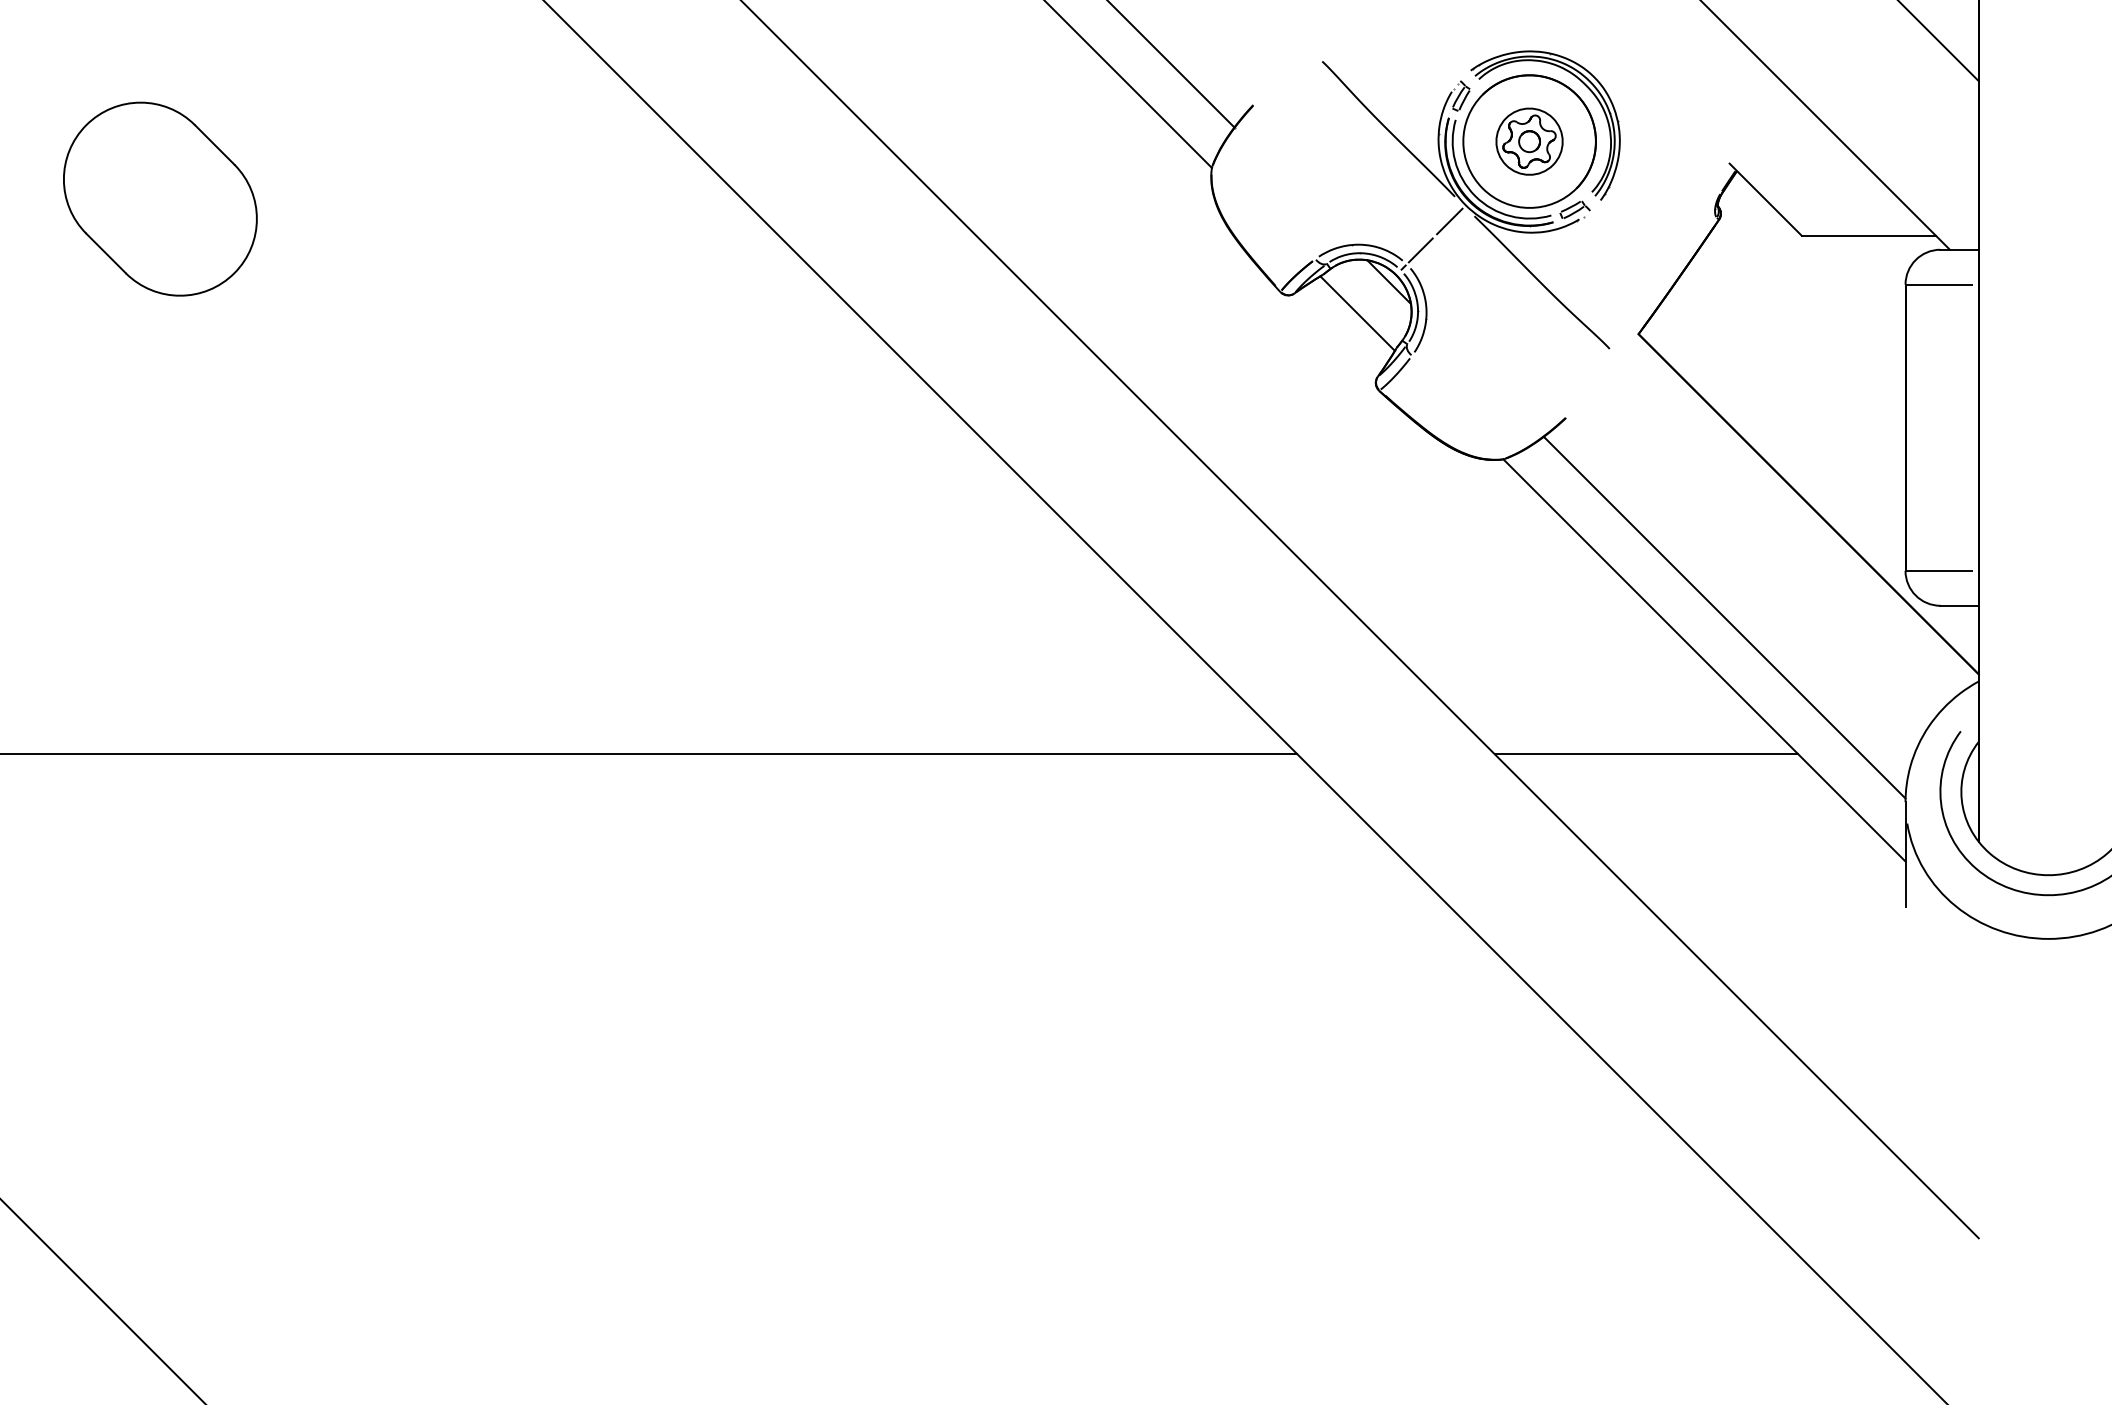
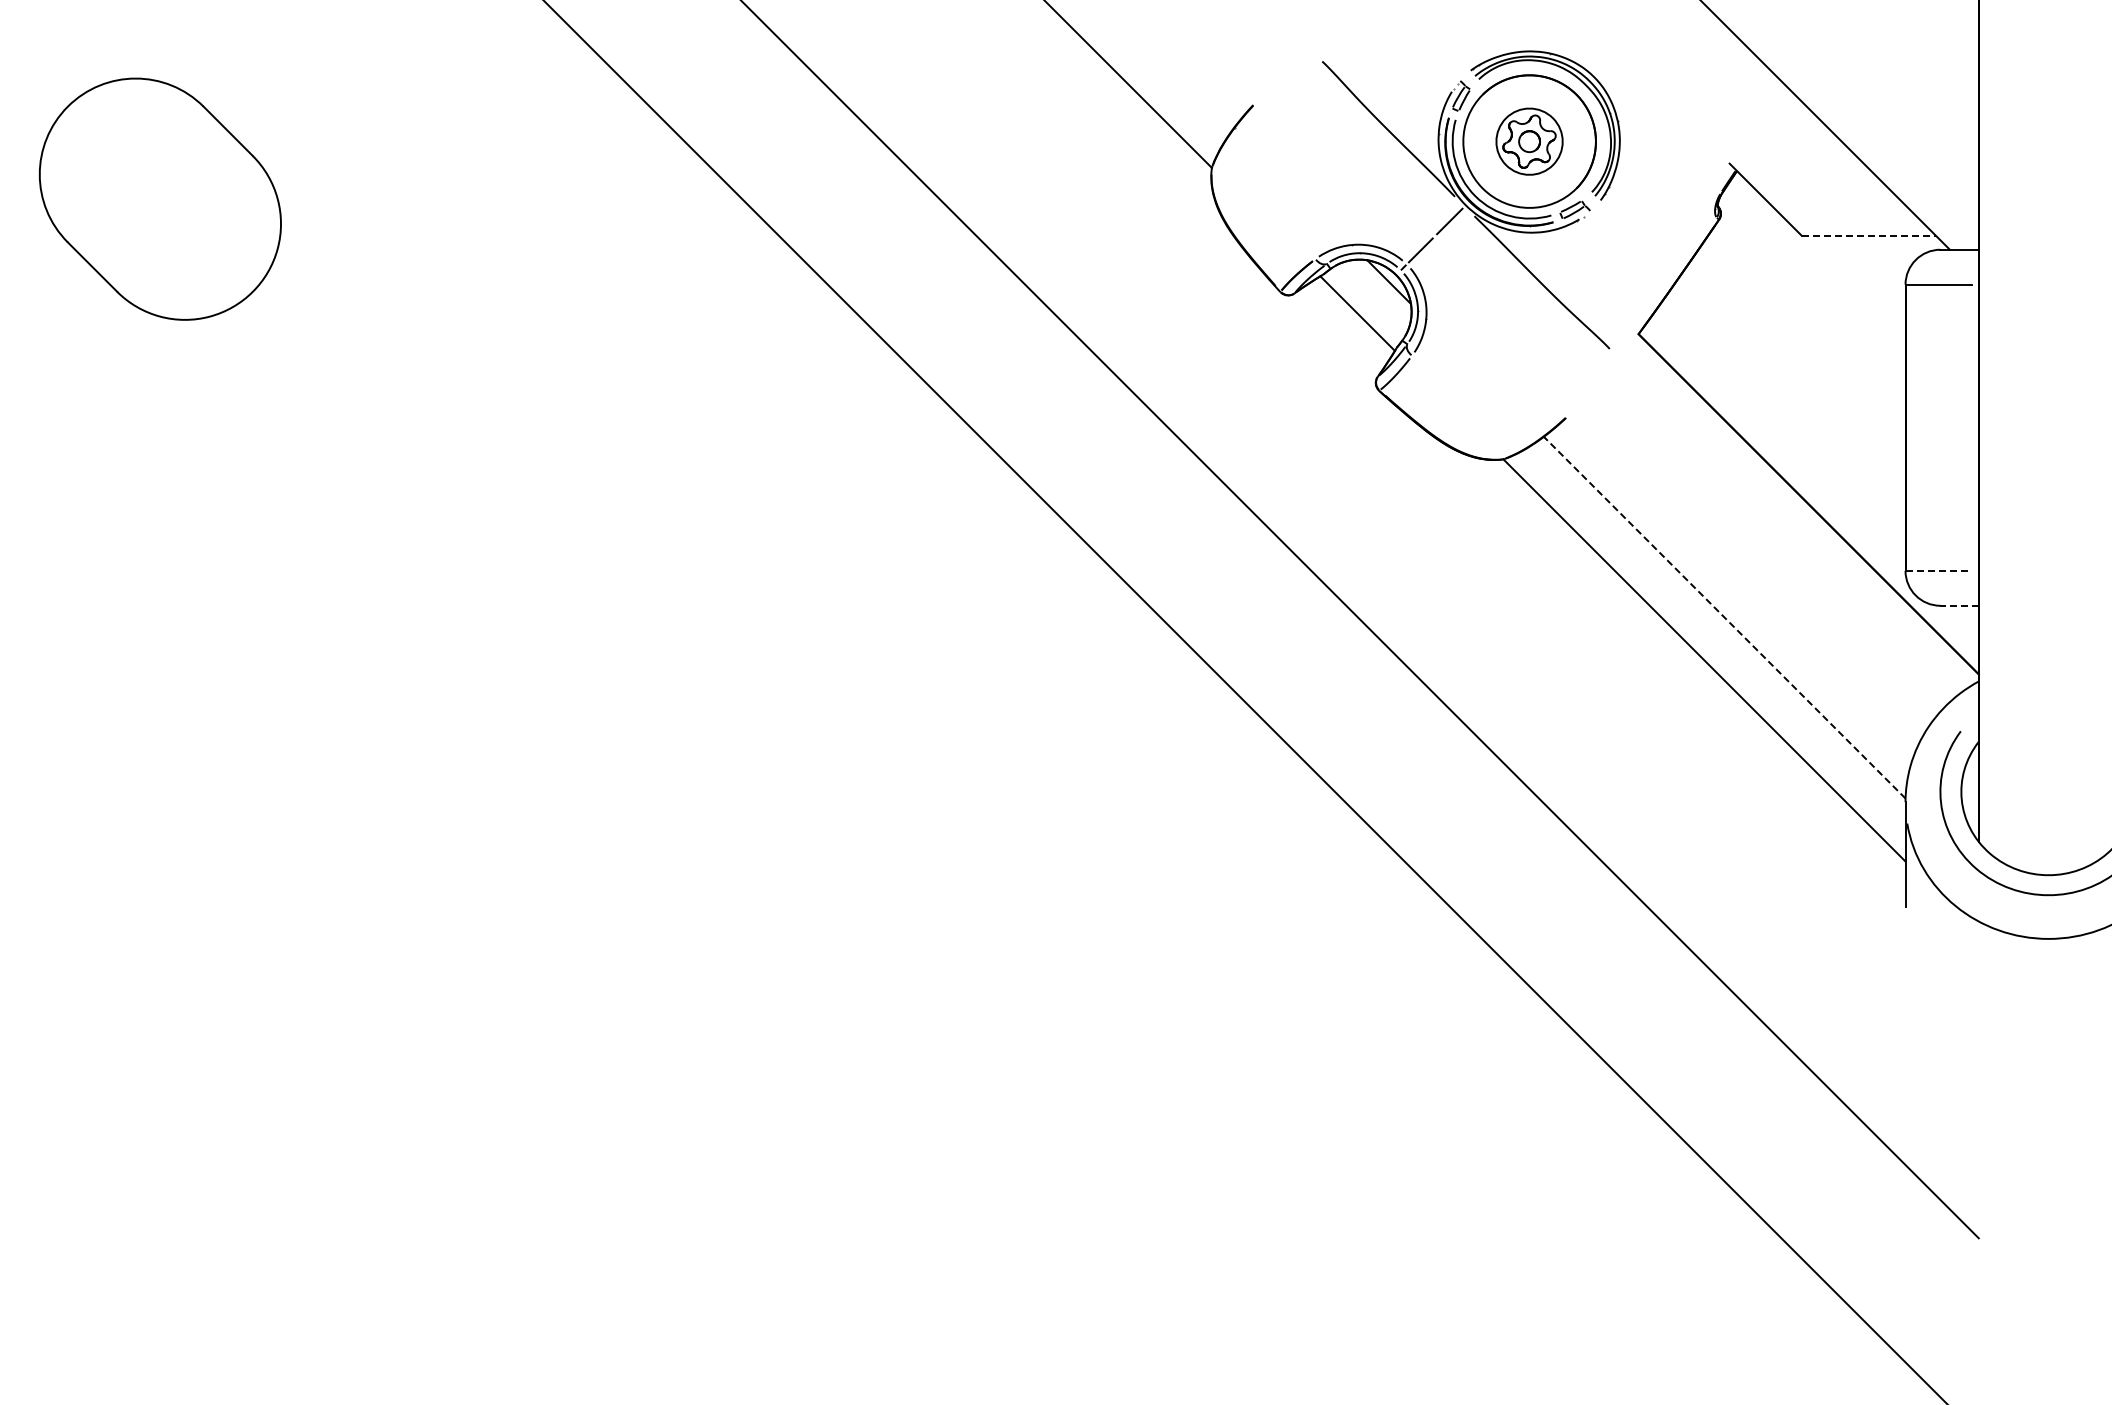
line: present -> none (1938, 41)
line: present -> none (1171, 64)
part size: 195x196 px -> 243x244 px (160, 198)
line: solid -> dashed (1869, 235)
line: solid -> dashed (1939, 570)
line: solid -> dashed (1959, 605)
line: solid -> dashed (1724, 617)
line: present -> none (649, 753)
line: present -> none (1646, 753)
line: present -> none (102, 1301)
